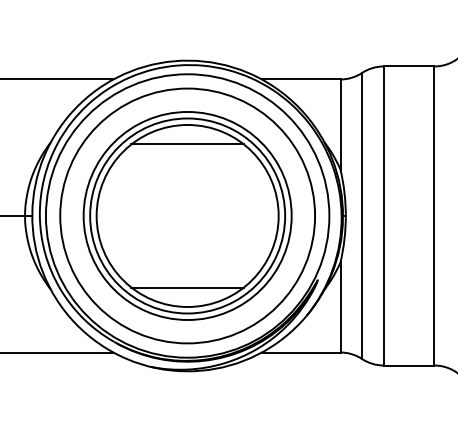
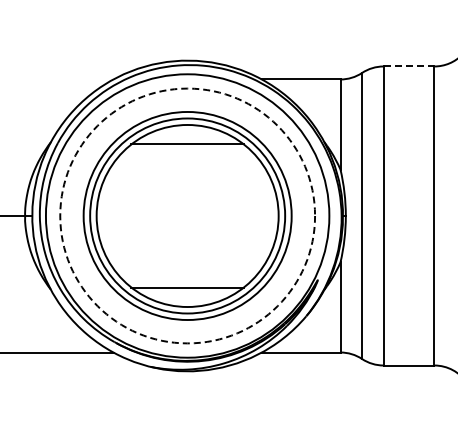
line: solid -> dashed (409, 66)
line: present -> none (57, 79)
circle: solid -> dashed (187, 215)
